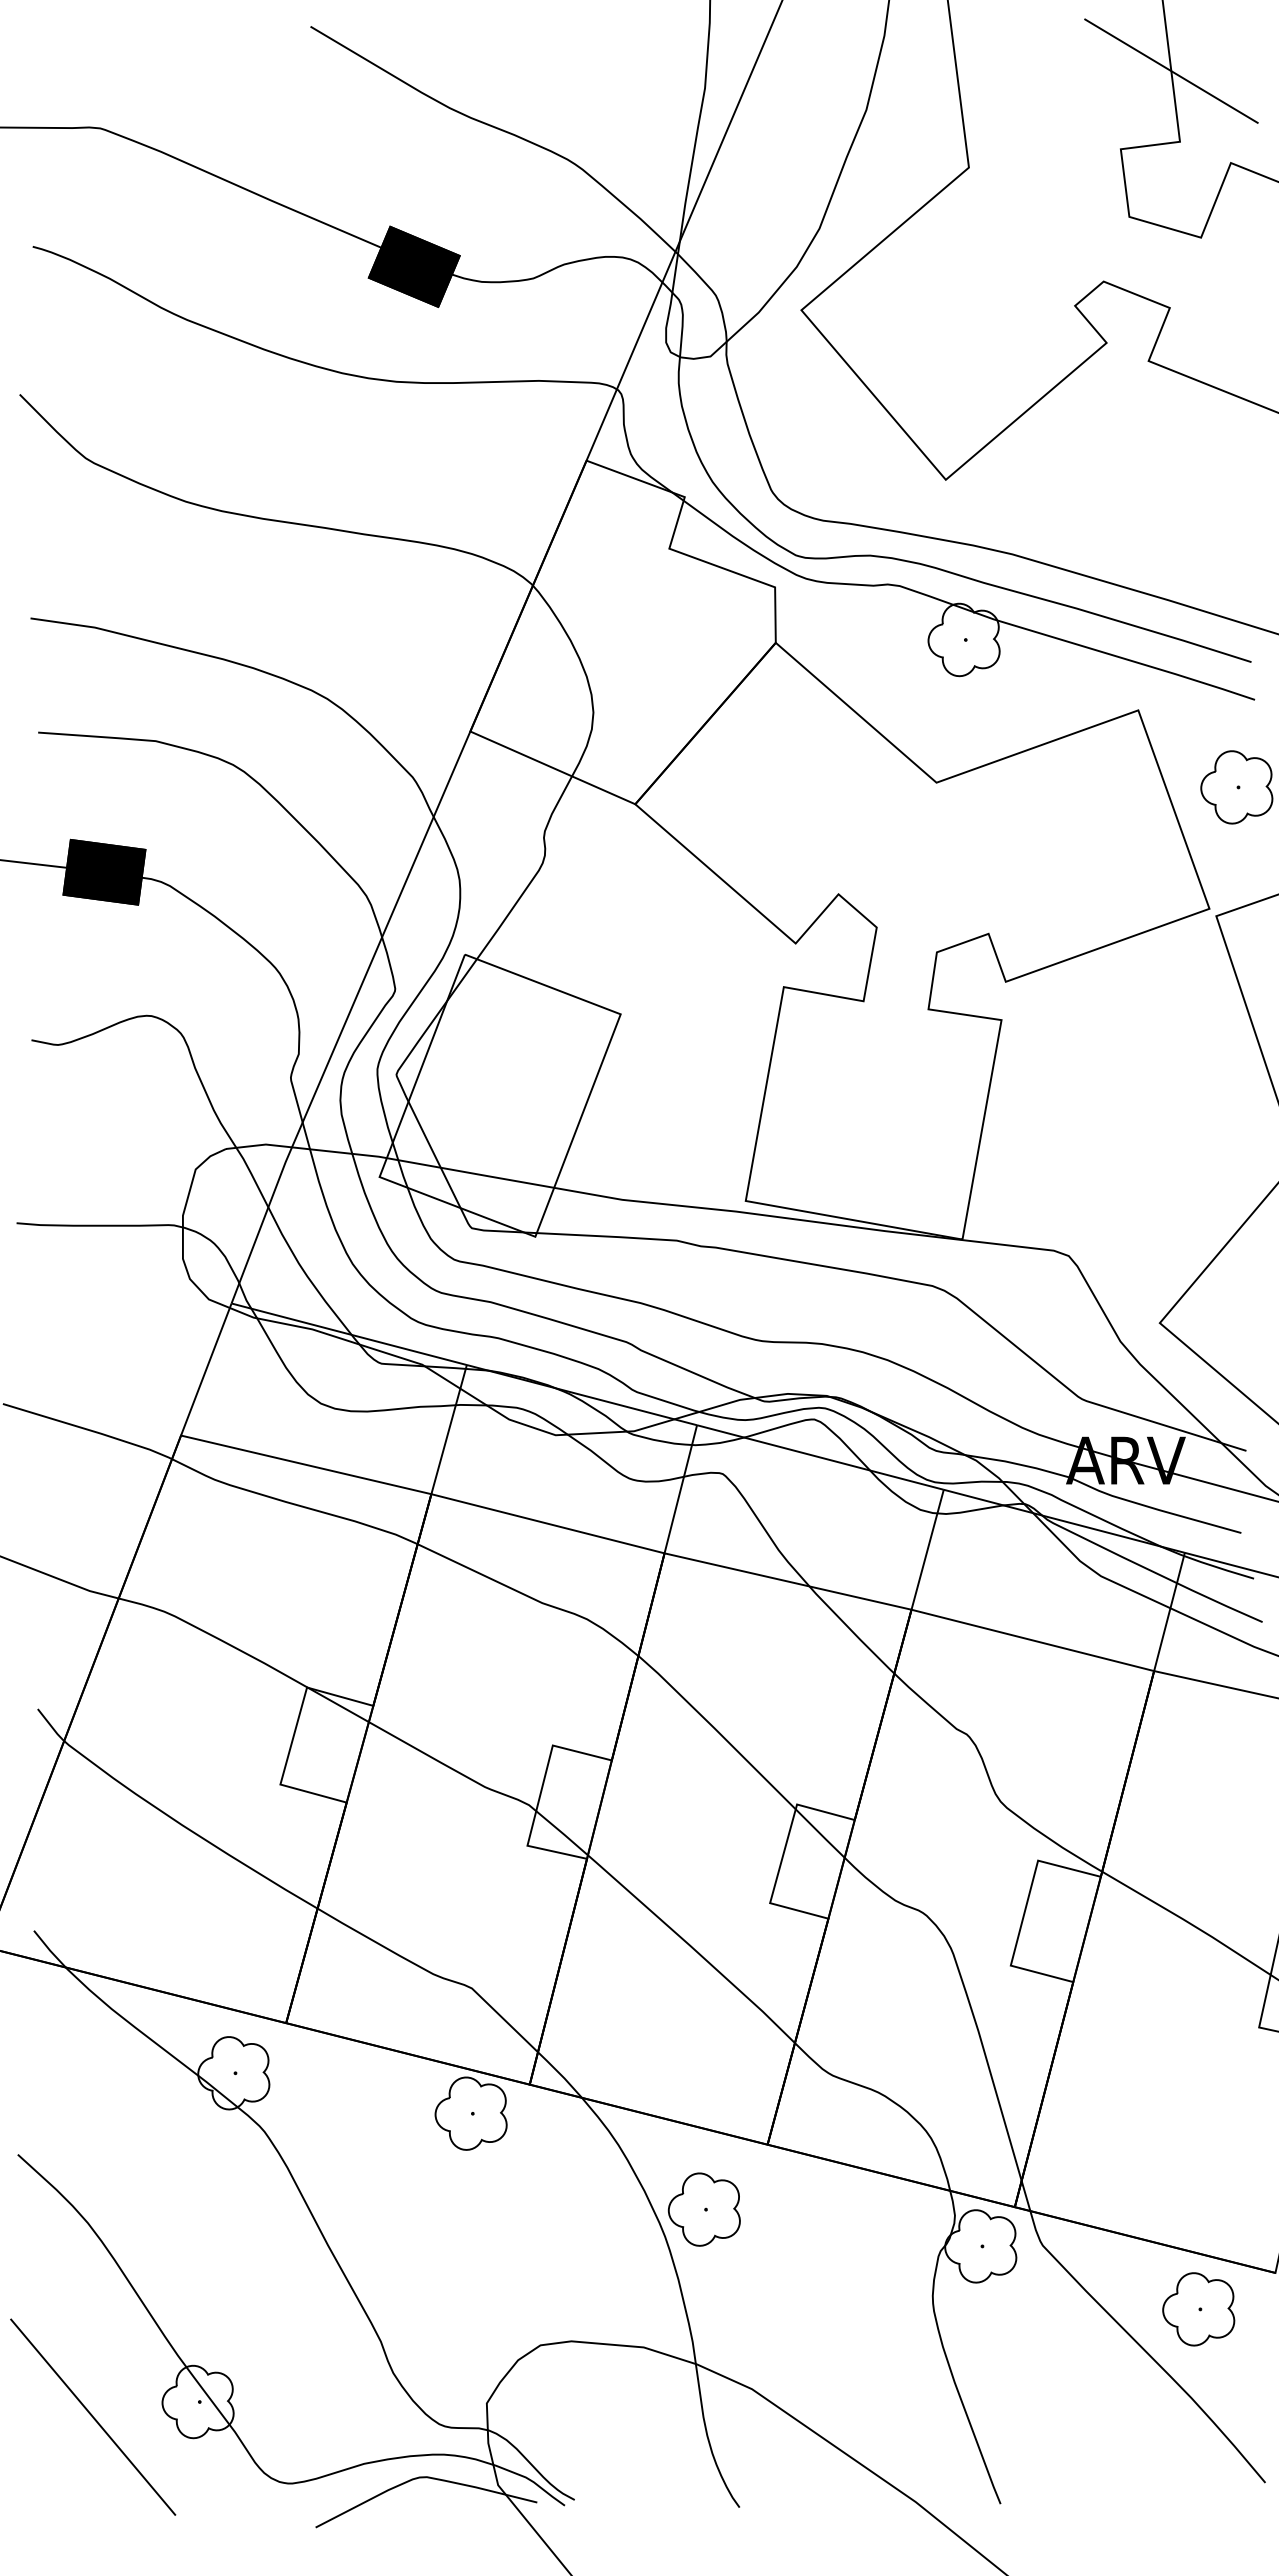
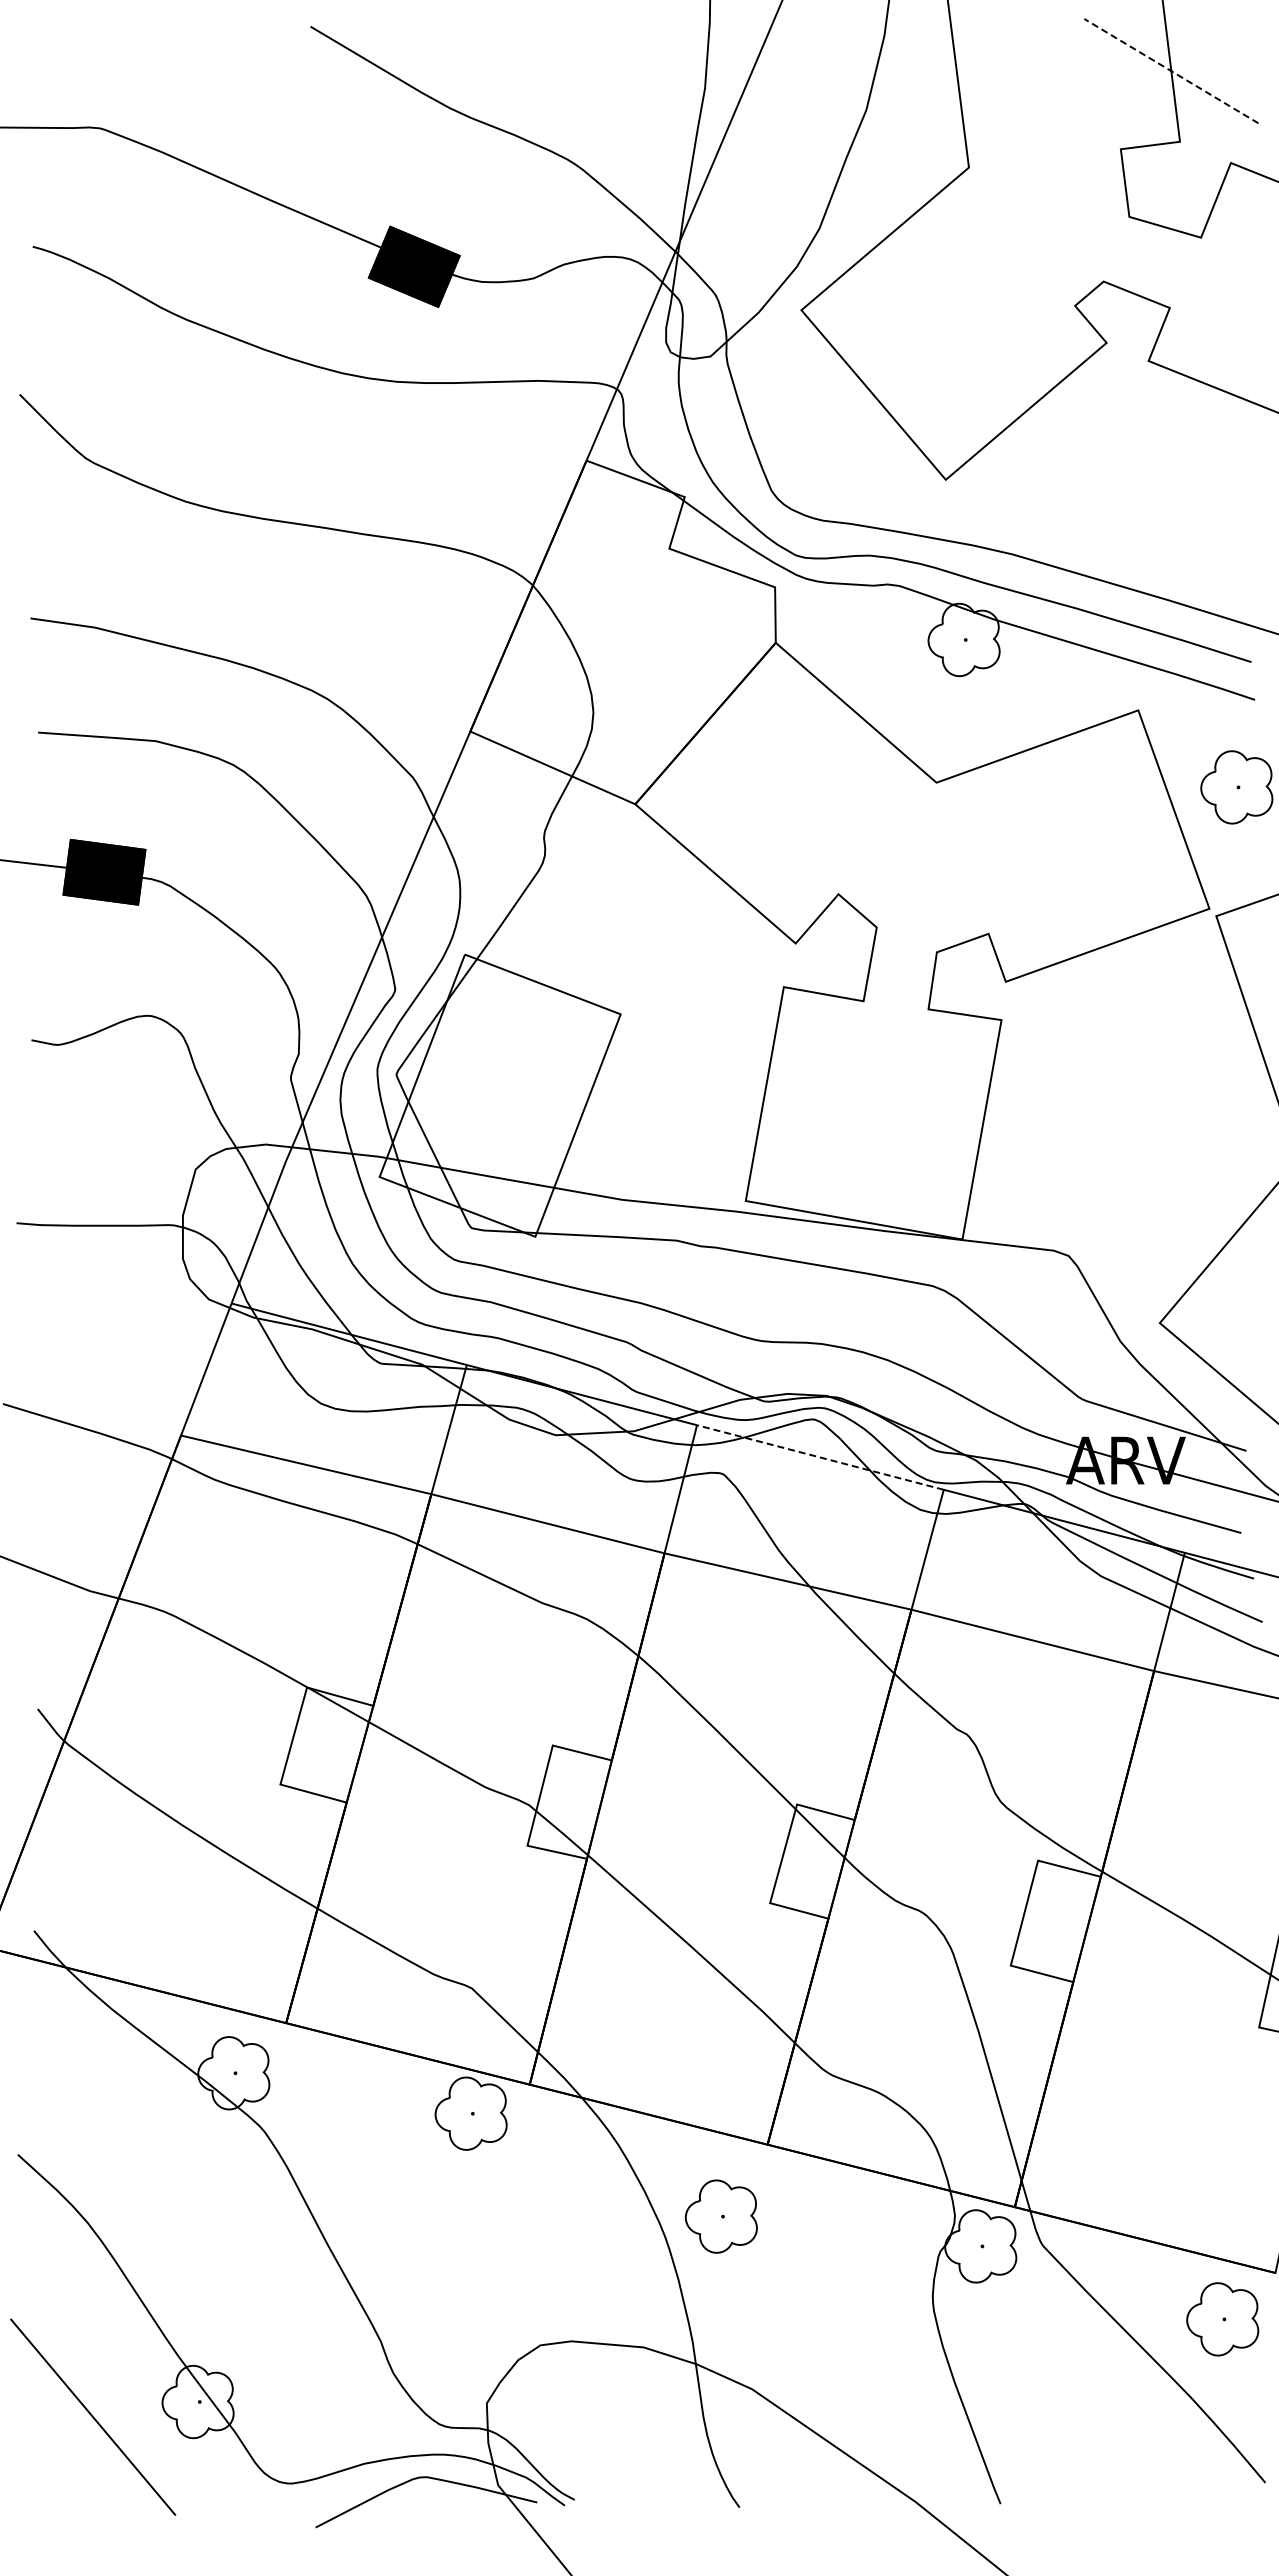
line: solid -> dashed (1171, 71)
line: solid -> dashed (820, 1457)
part position: (703, 2209) -> (720, 2216) (720, 2216)
part position: (1198, 2309) -> (1222, 2319) (1222, 2319)
